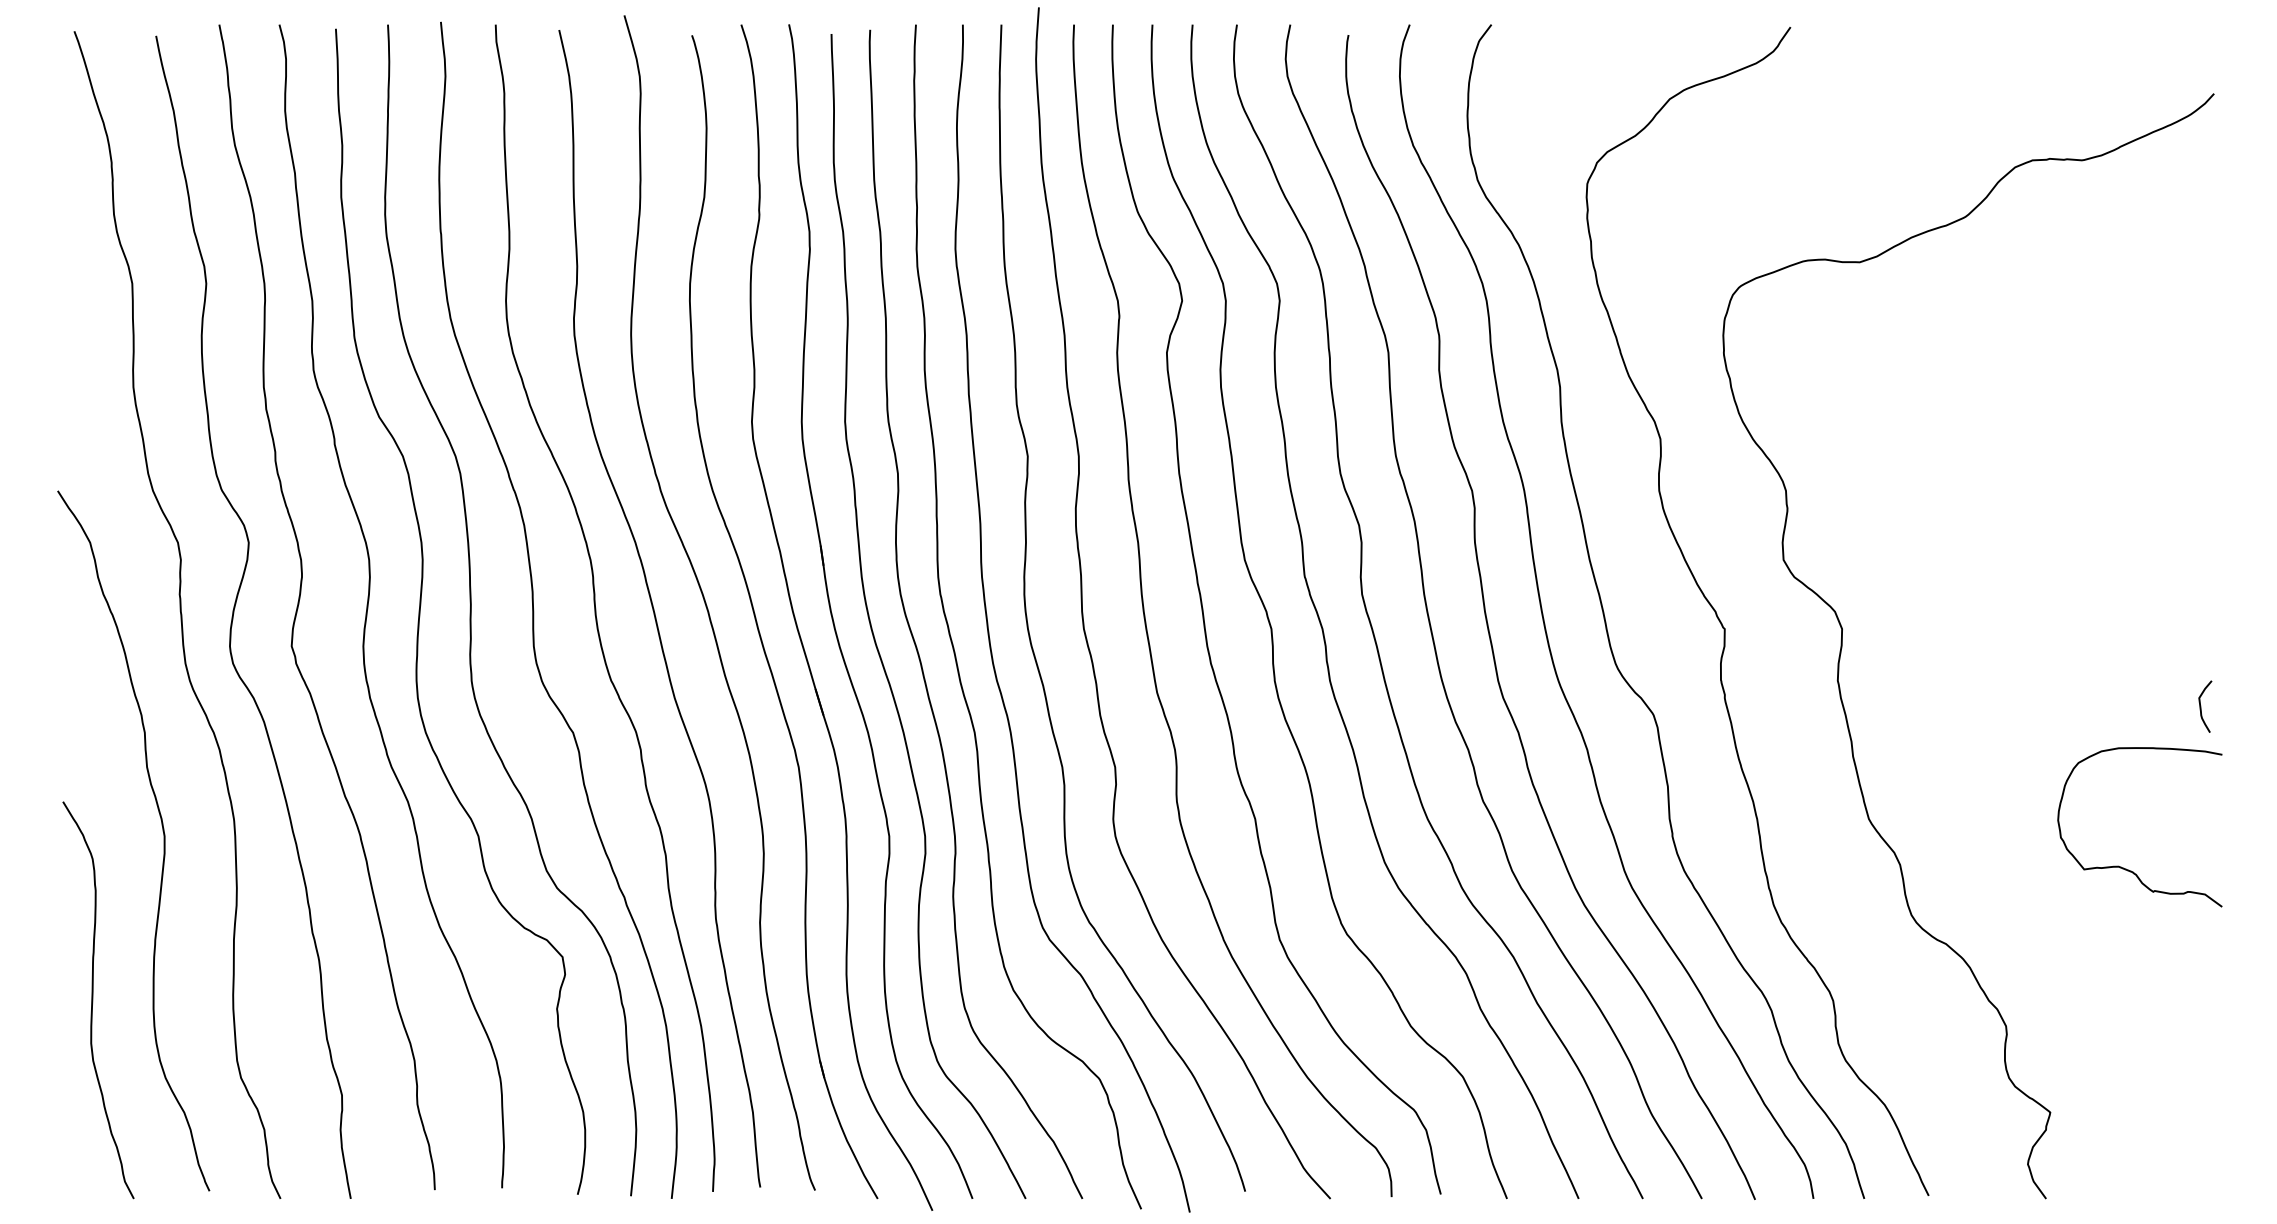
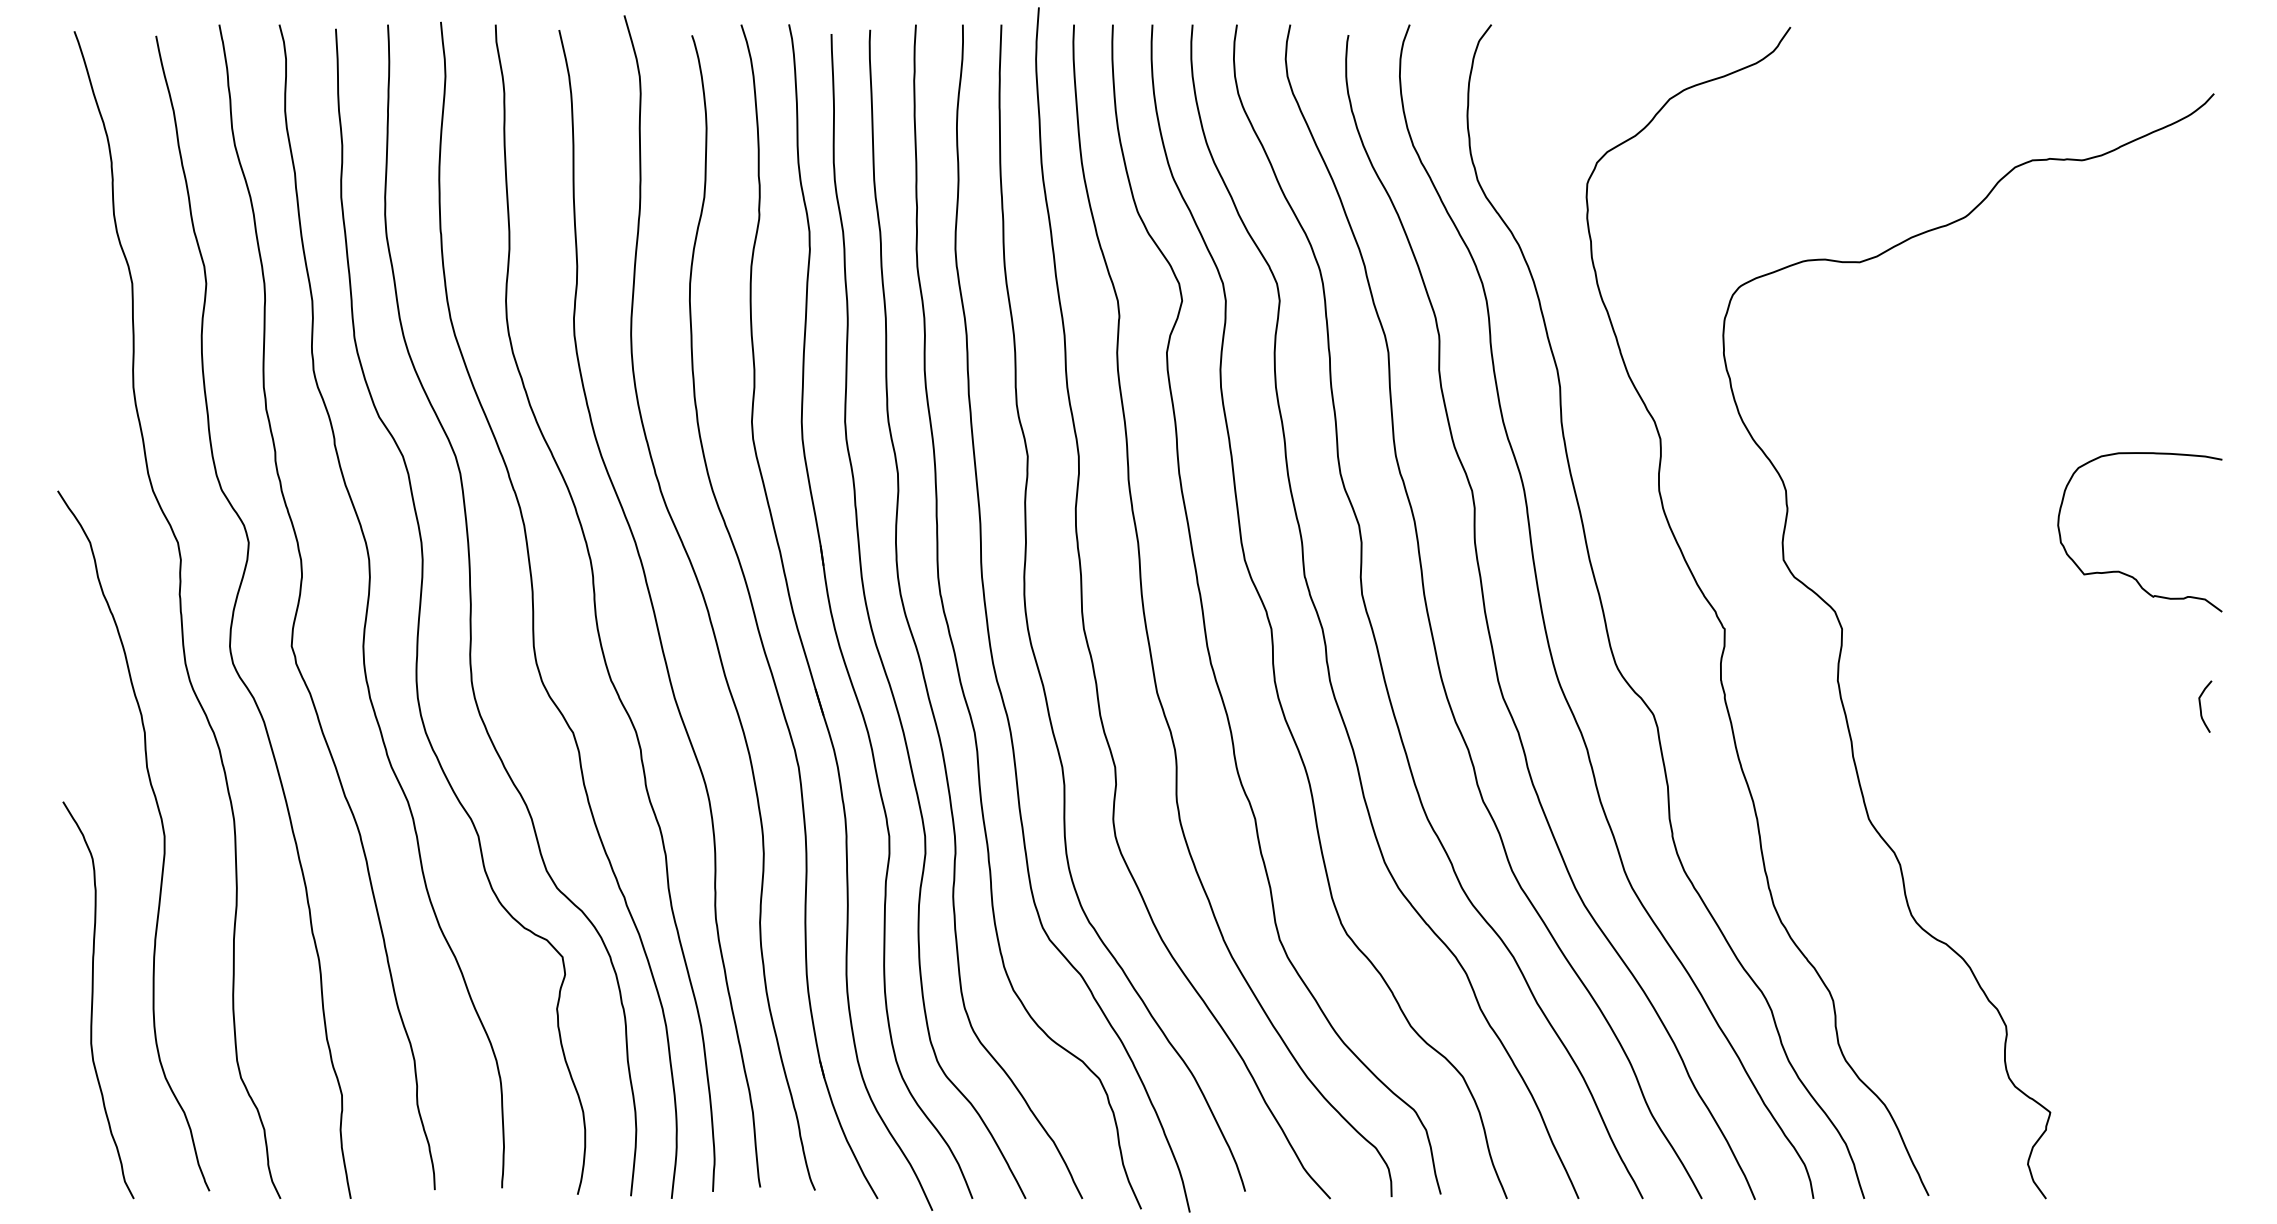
curve position: (2121, 866) -> (2121, 571) (2121, 571)
